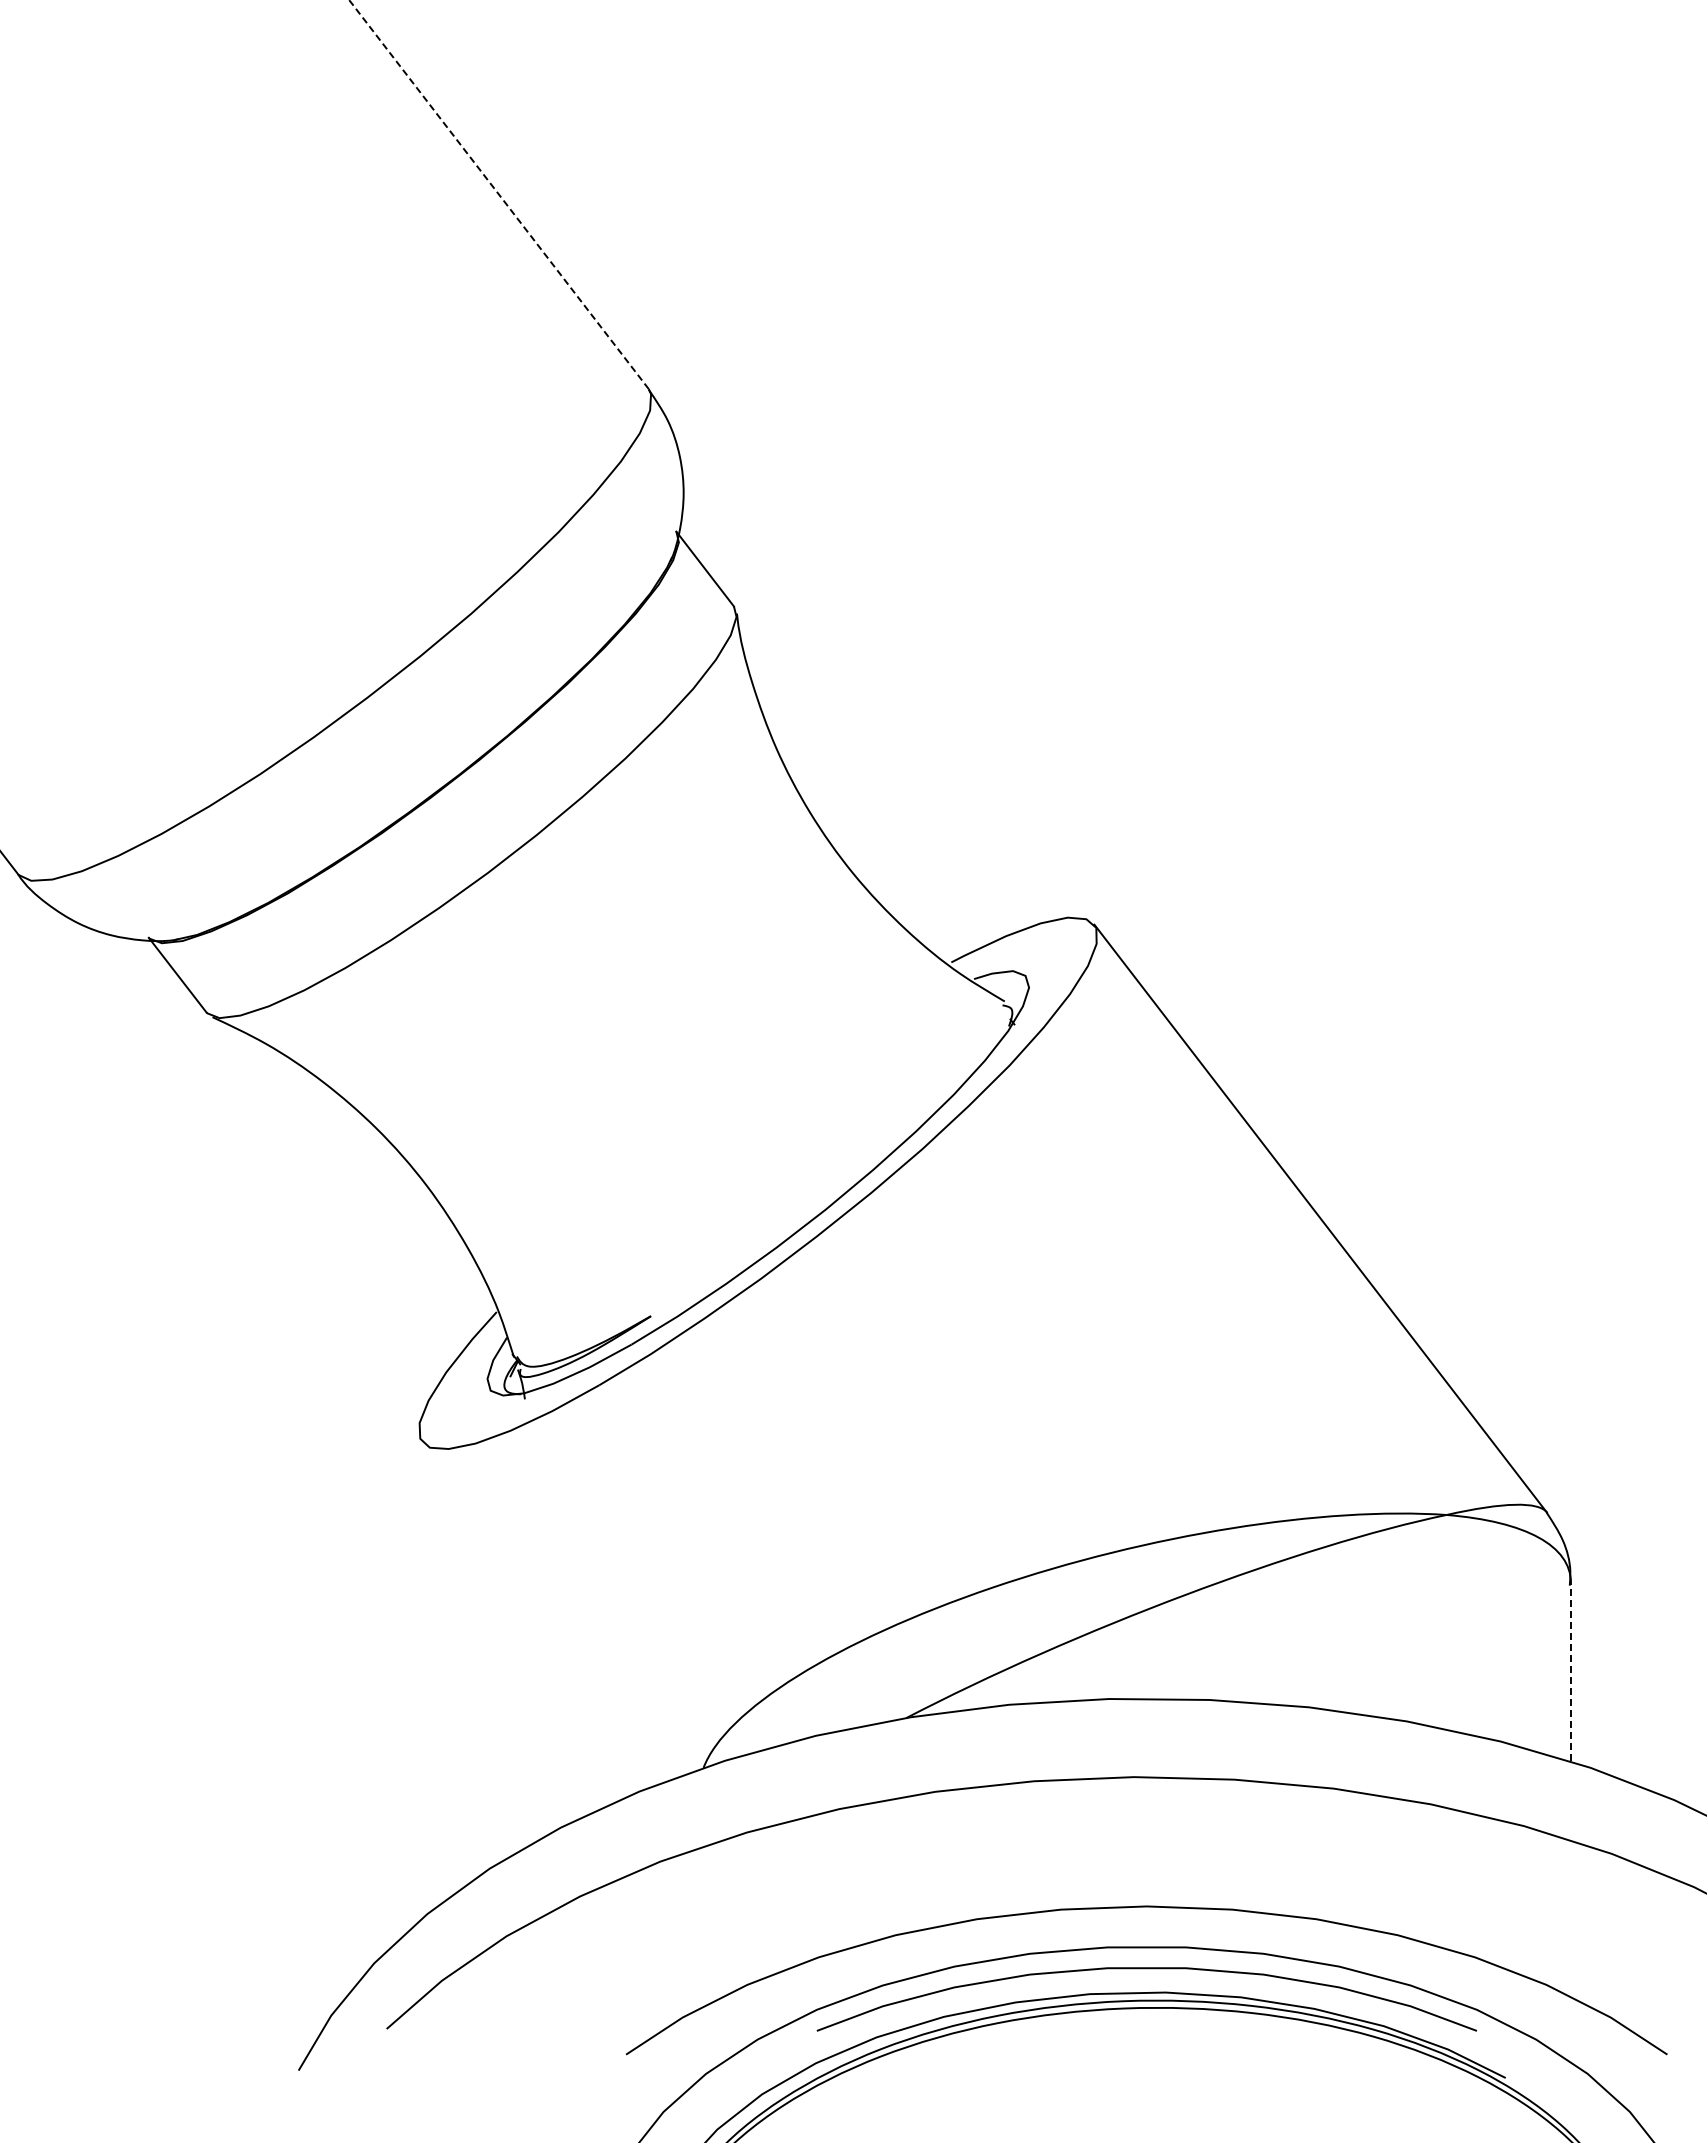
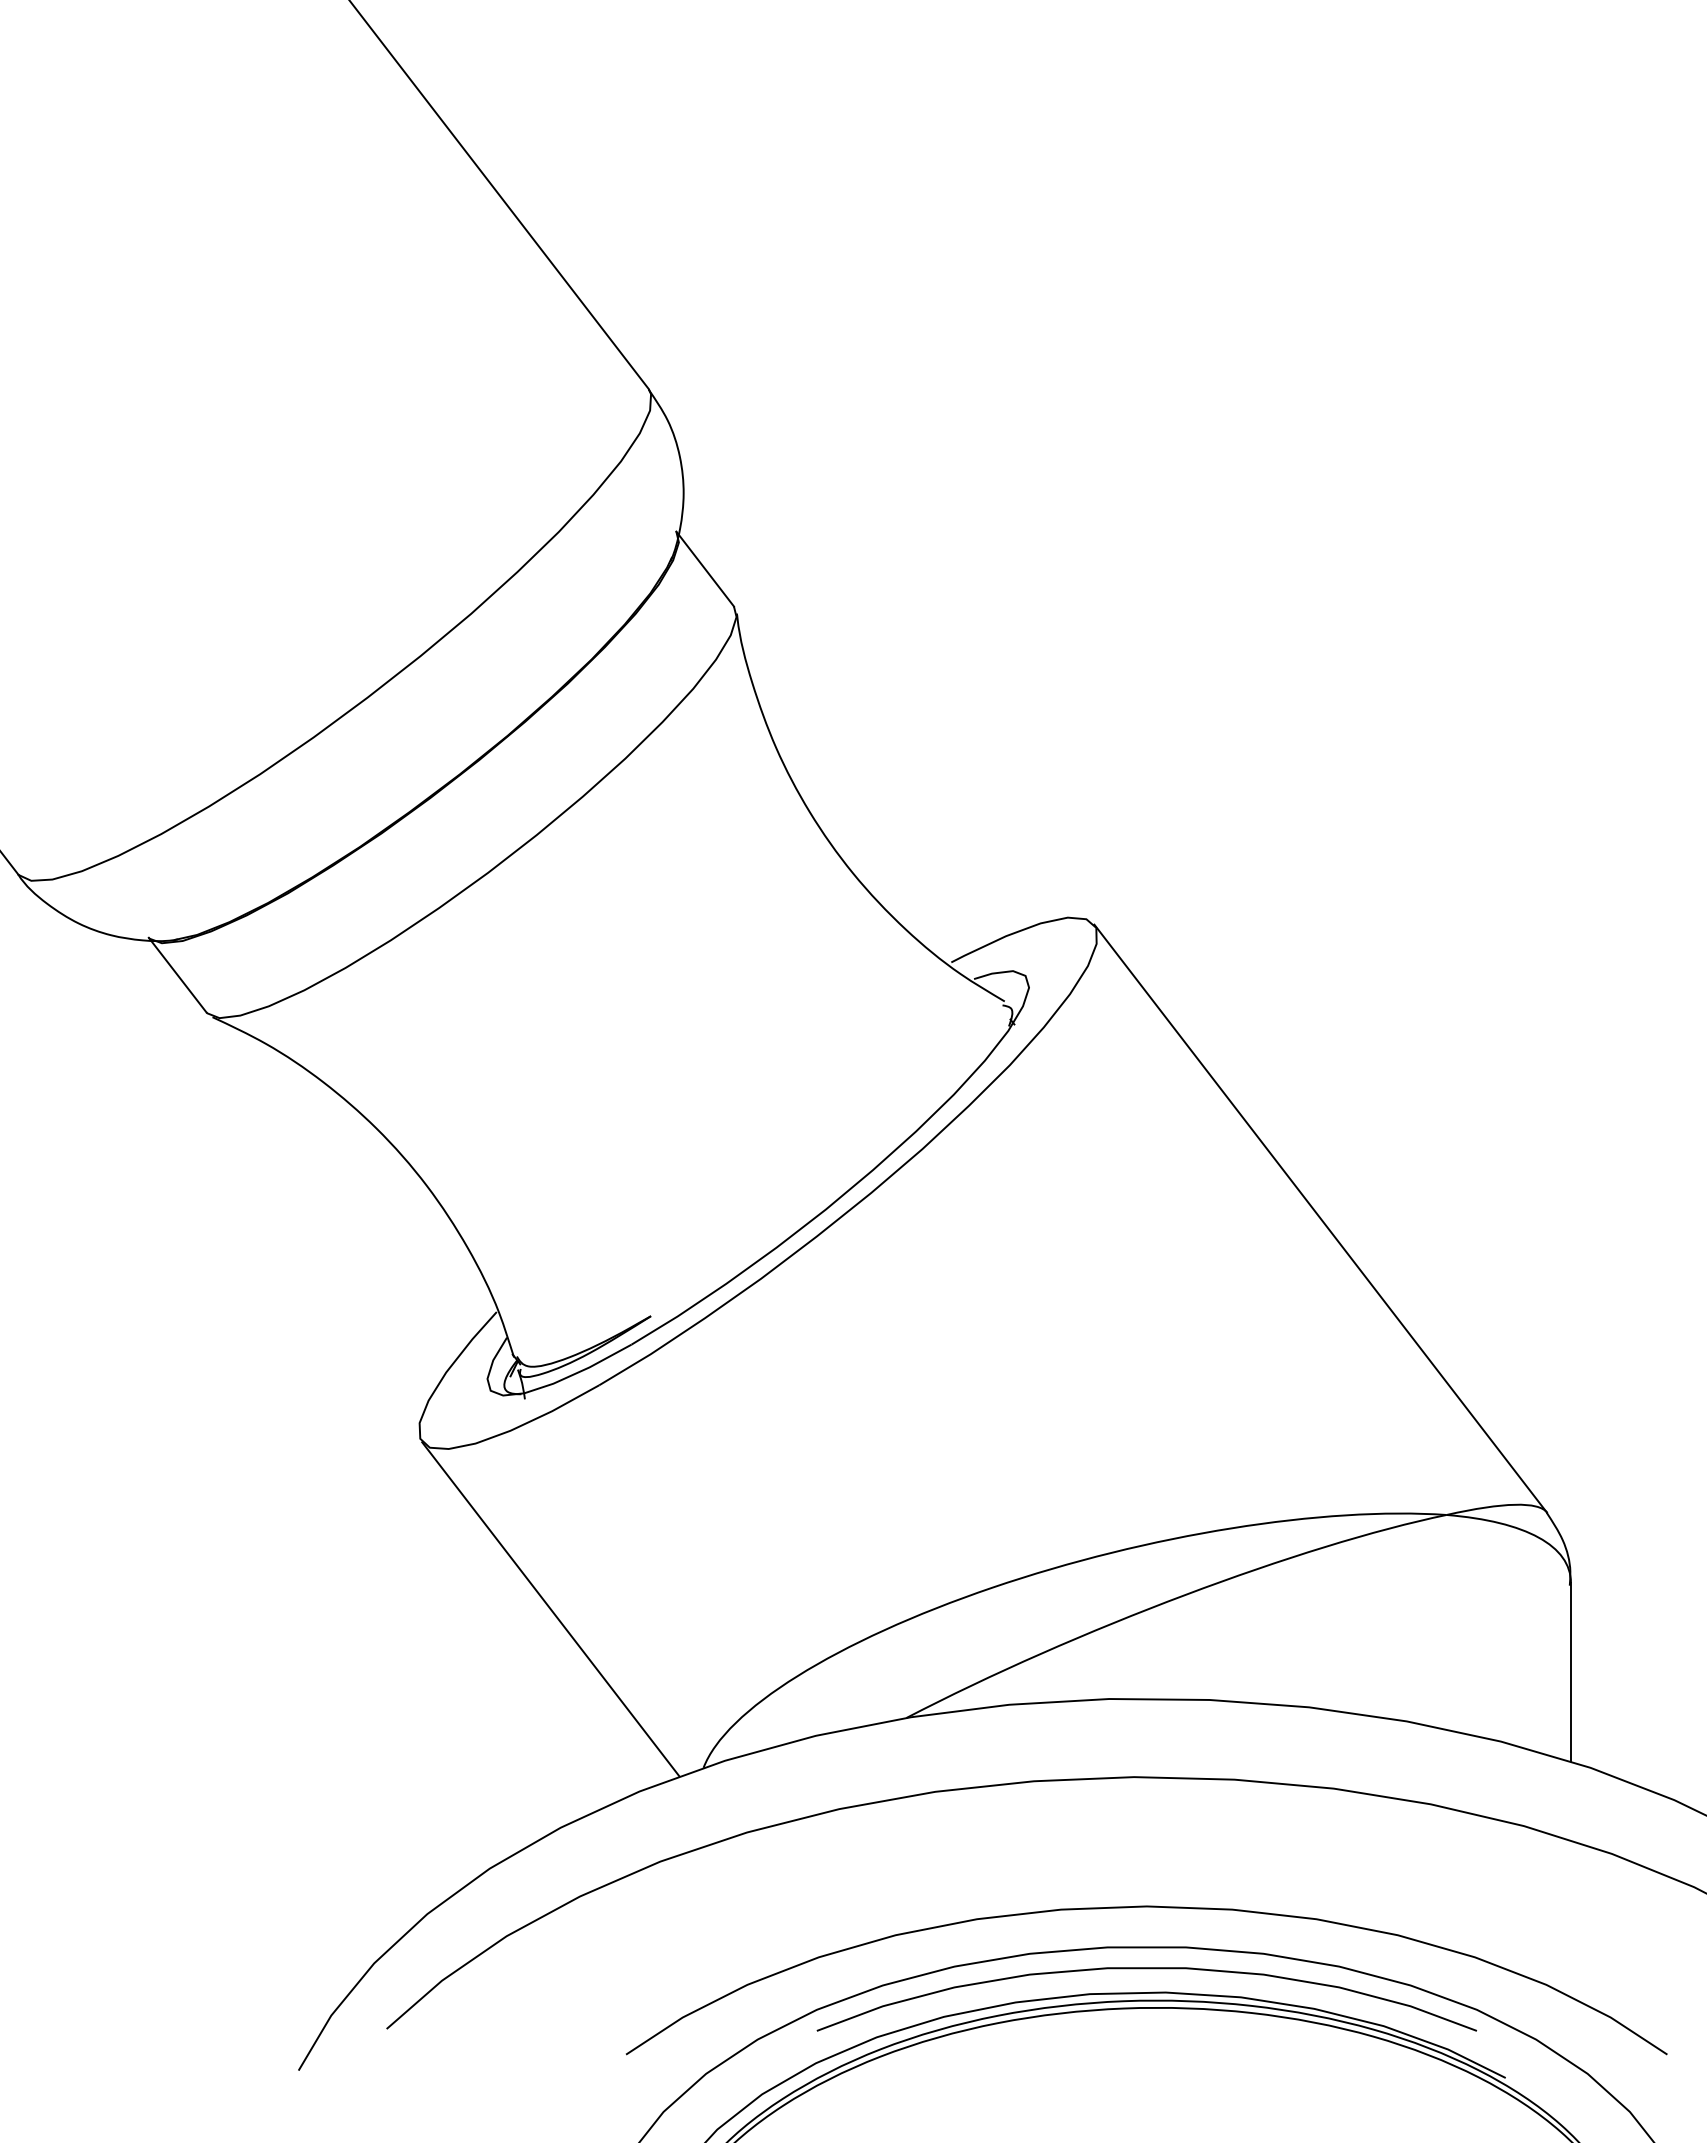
line: dashed -> solid (498, 194)
line: none -> present (550, 1609)
line: dashed -> solid (1571, 1671)
